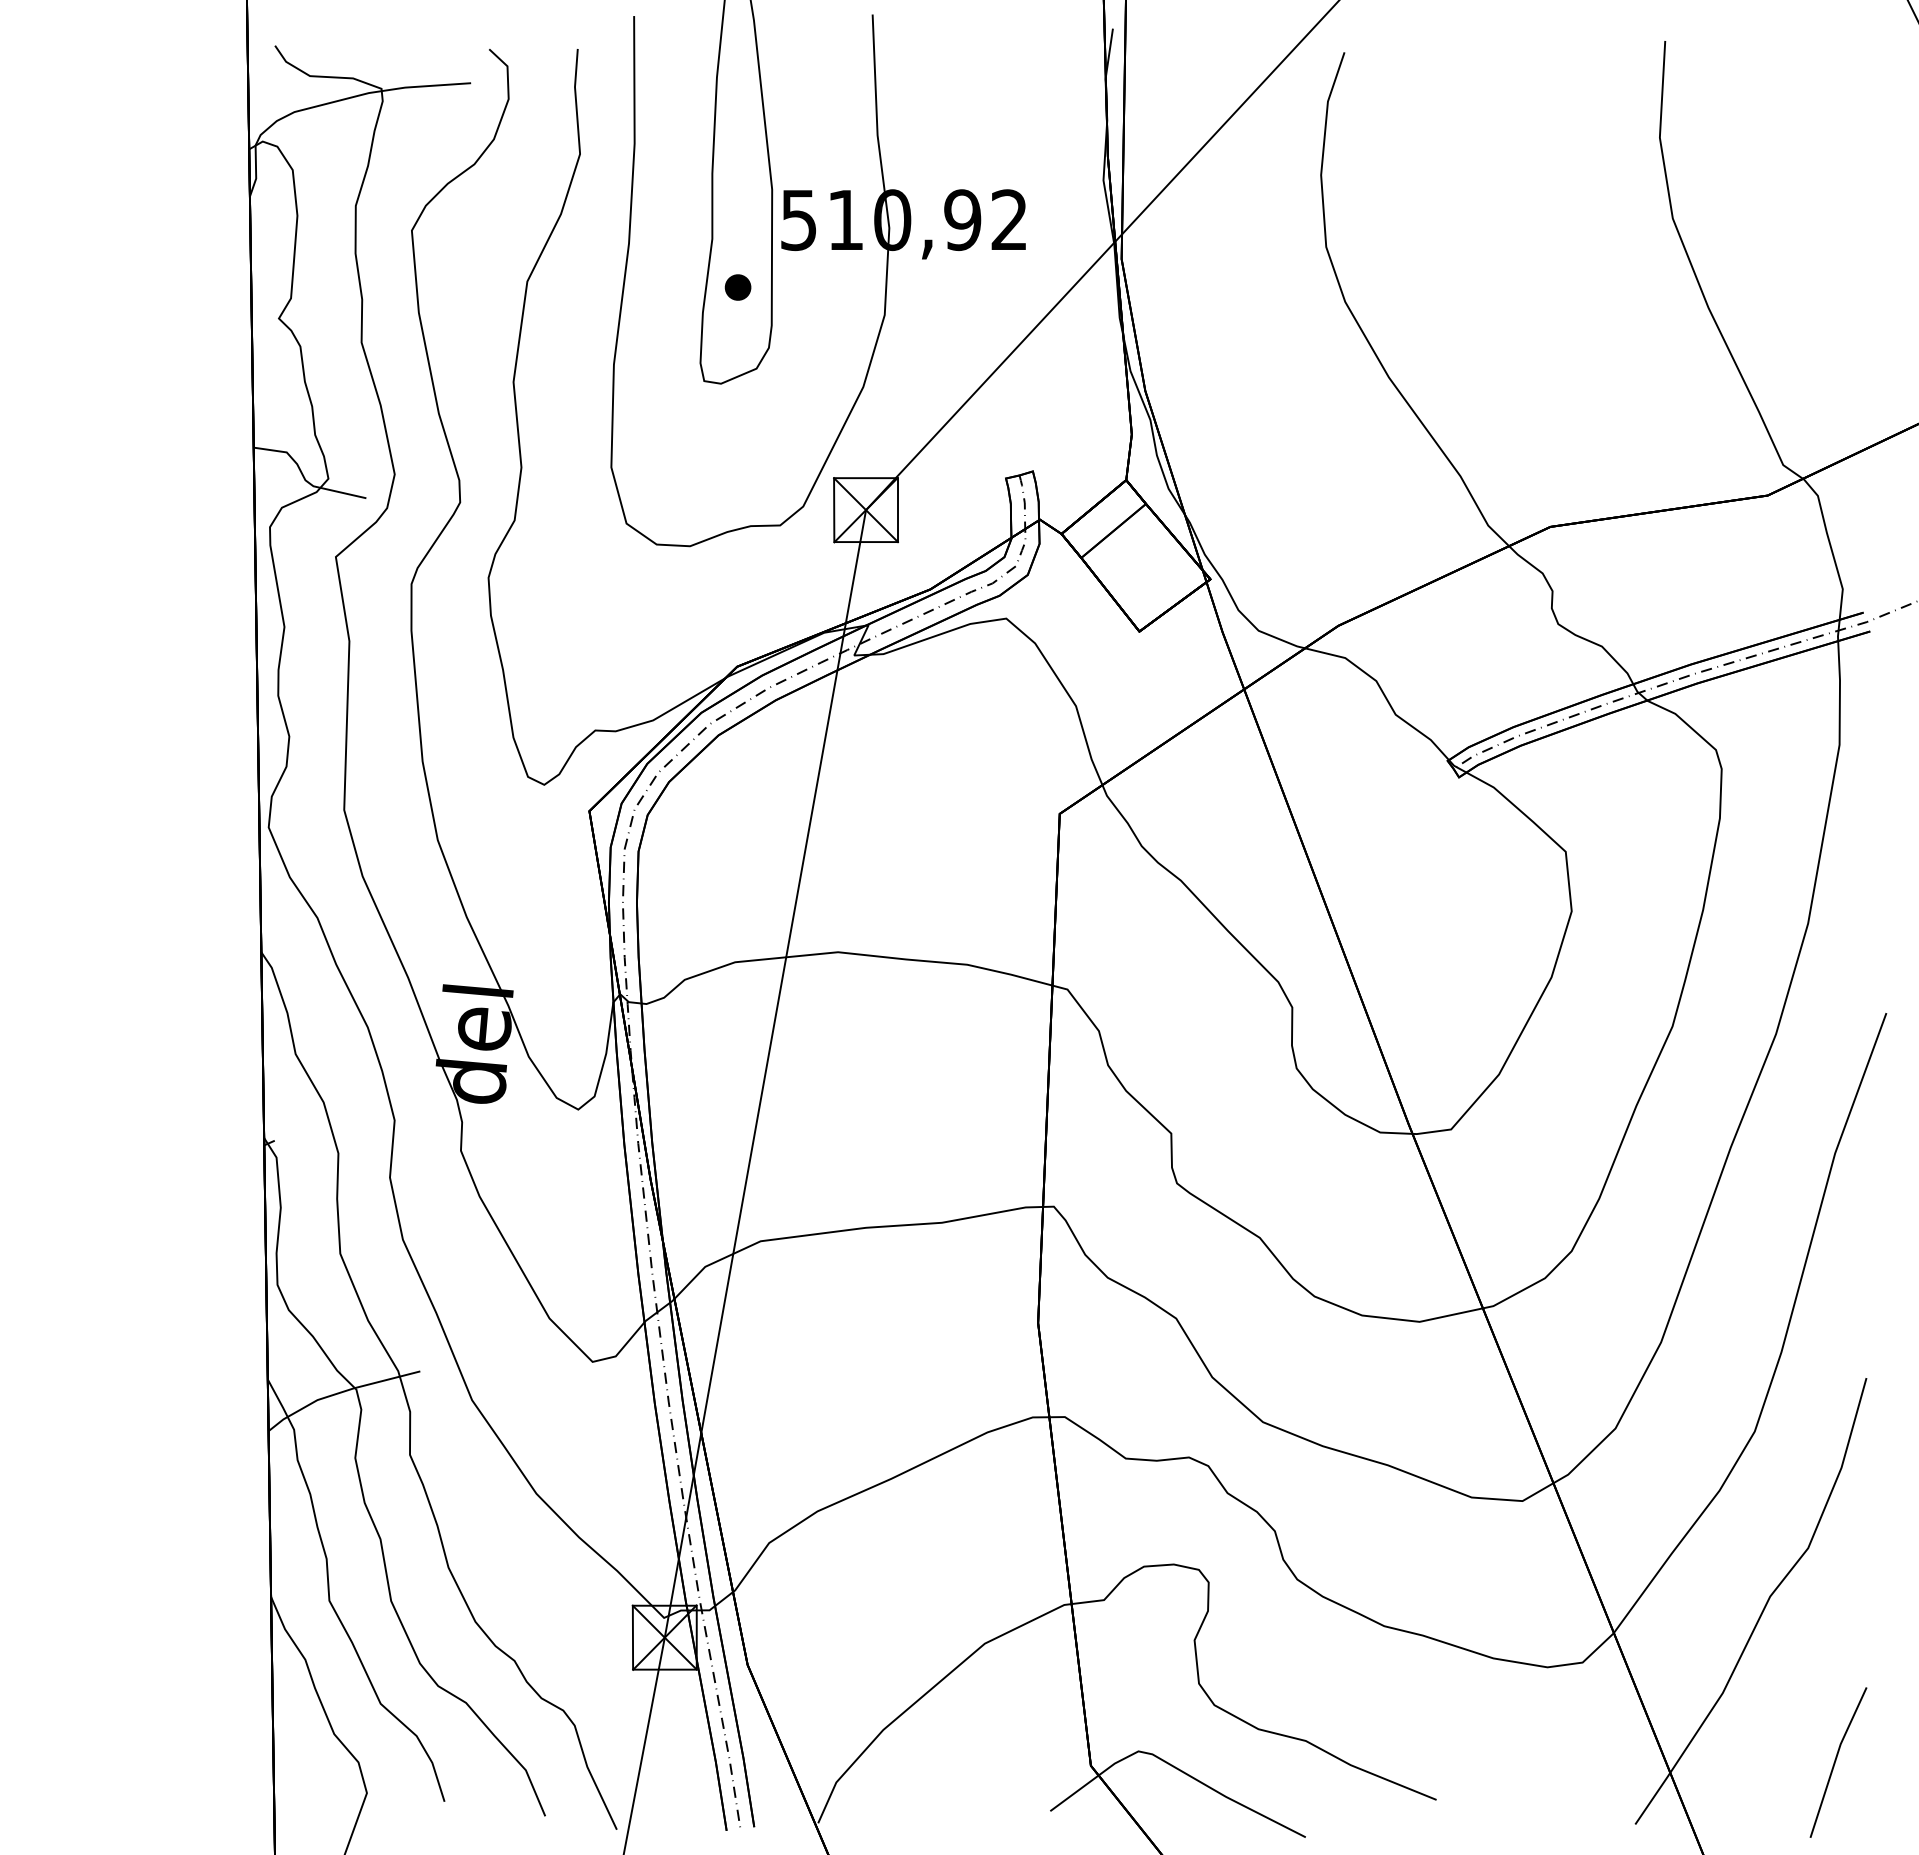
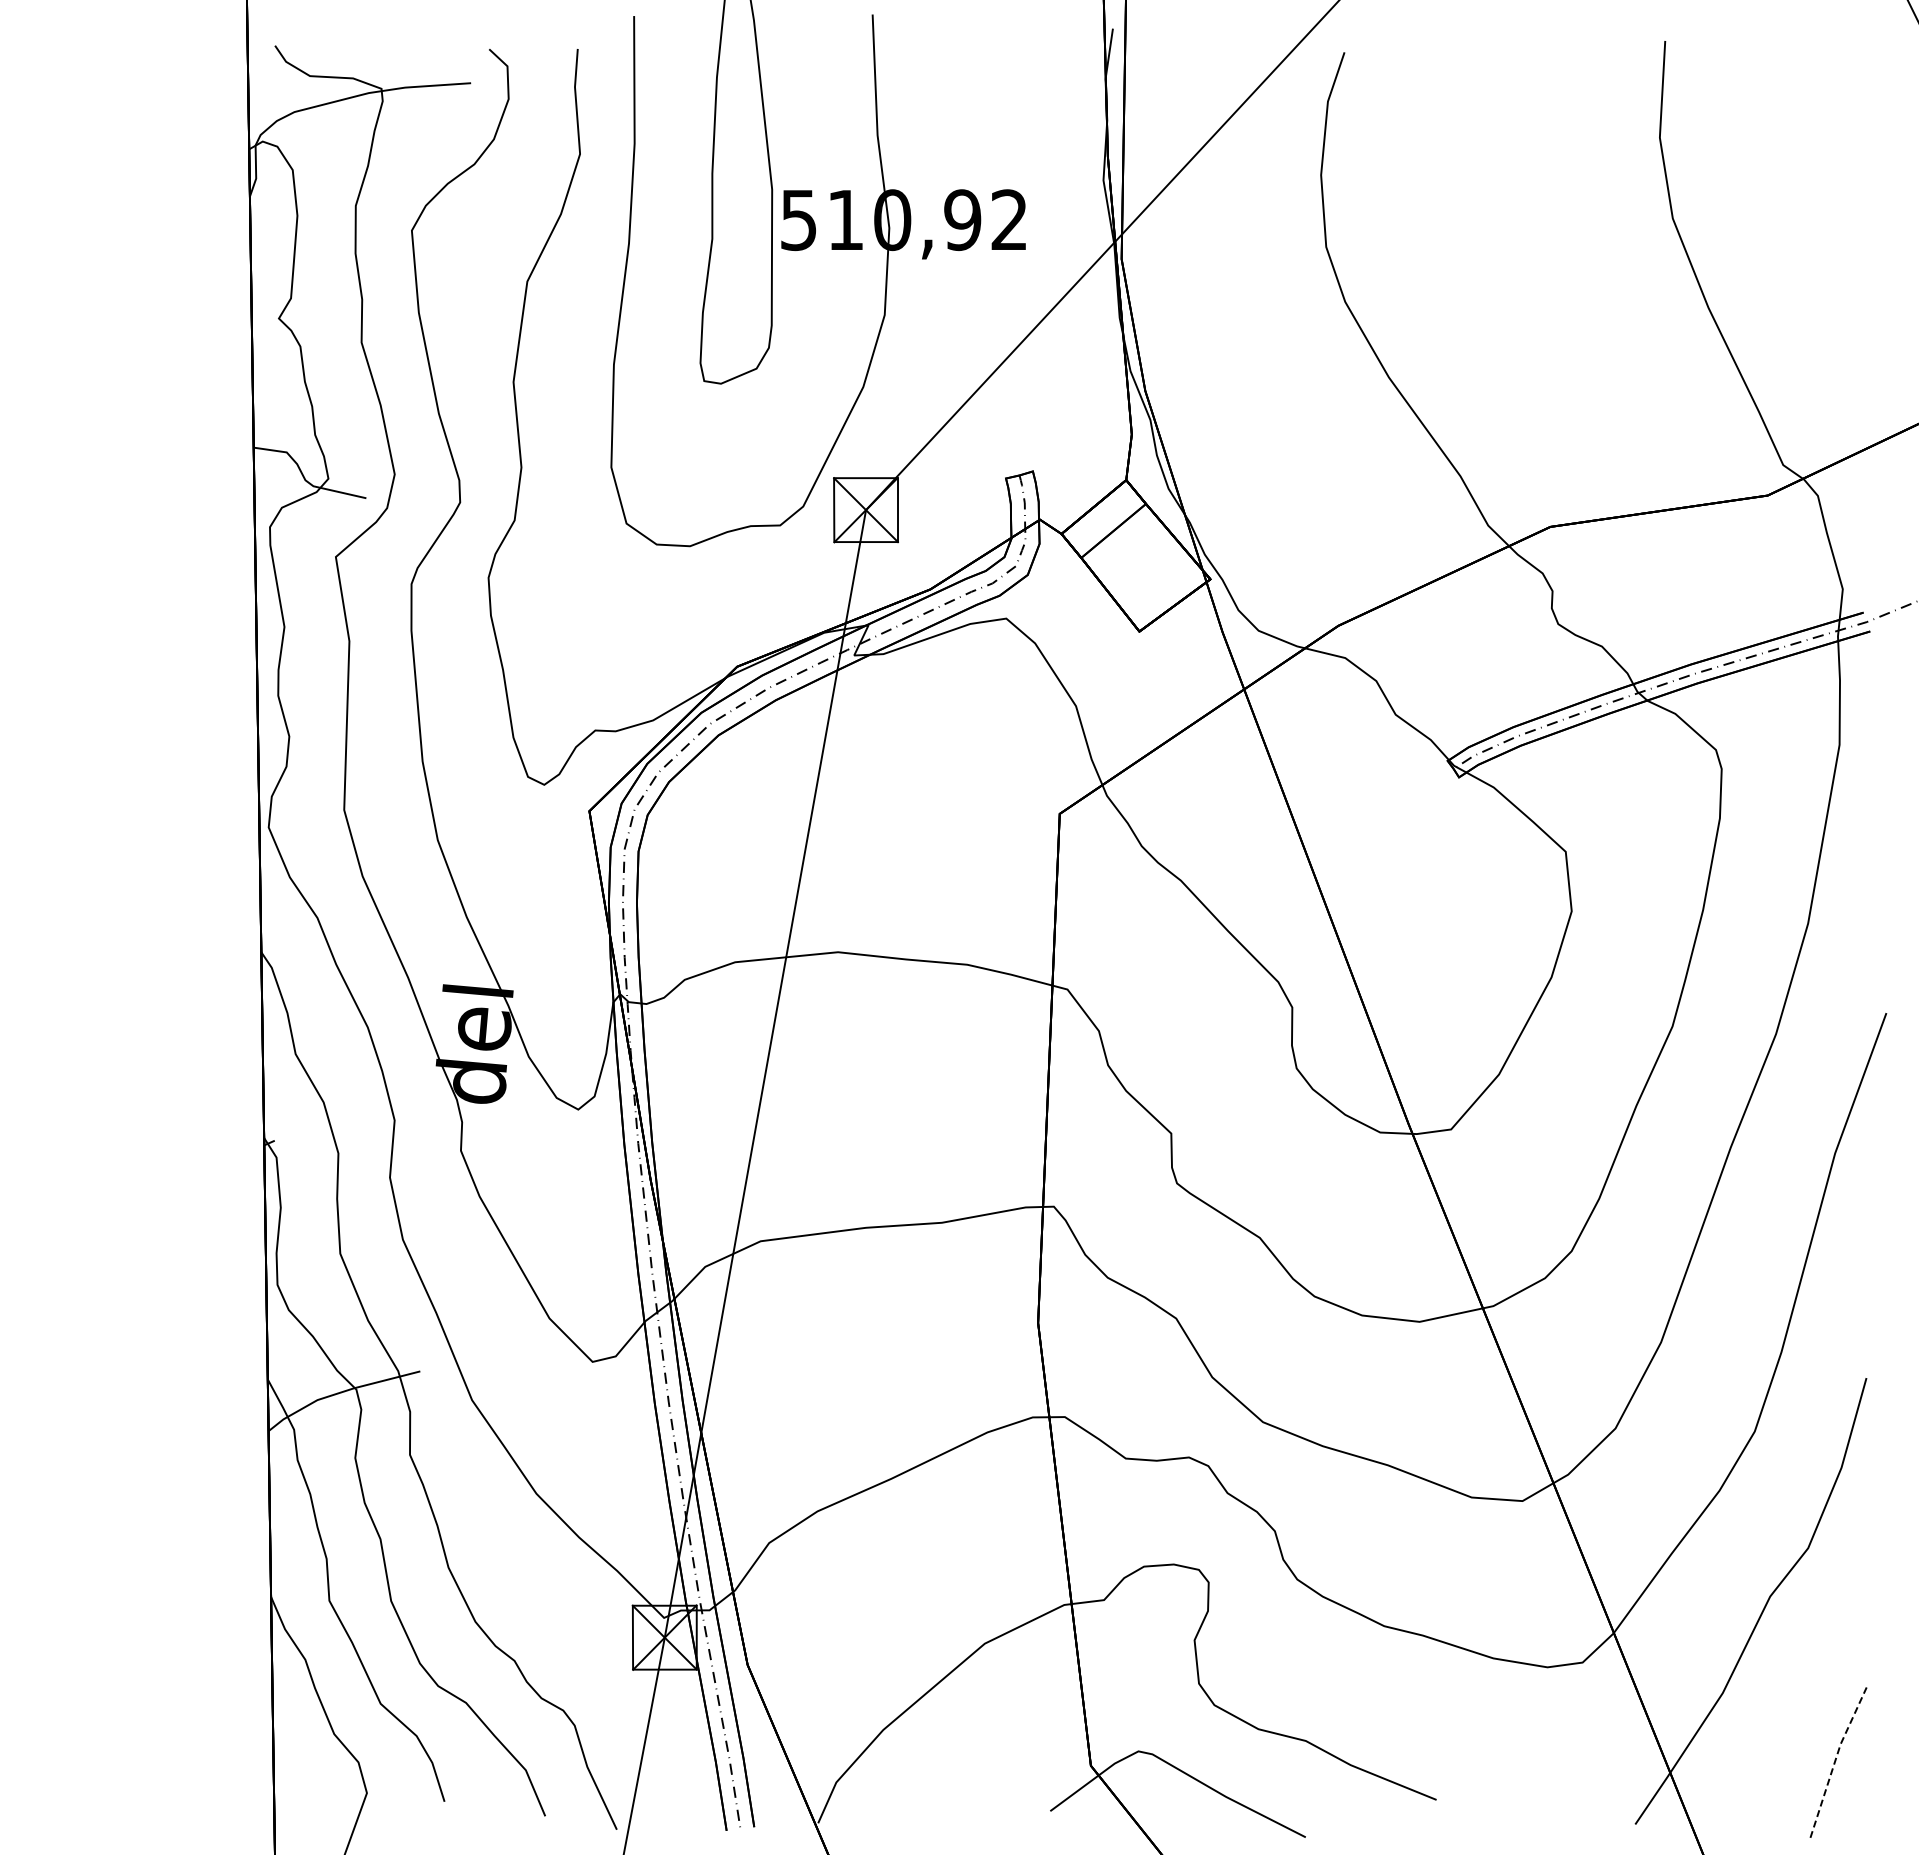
part: present -> none (737, 287)
line: solid -> dashed (1835, 1760)
